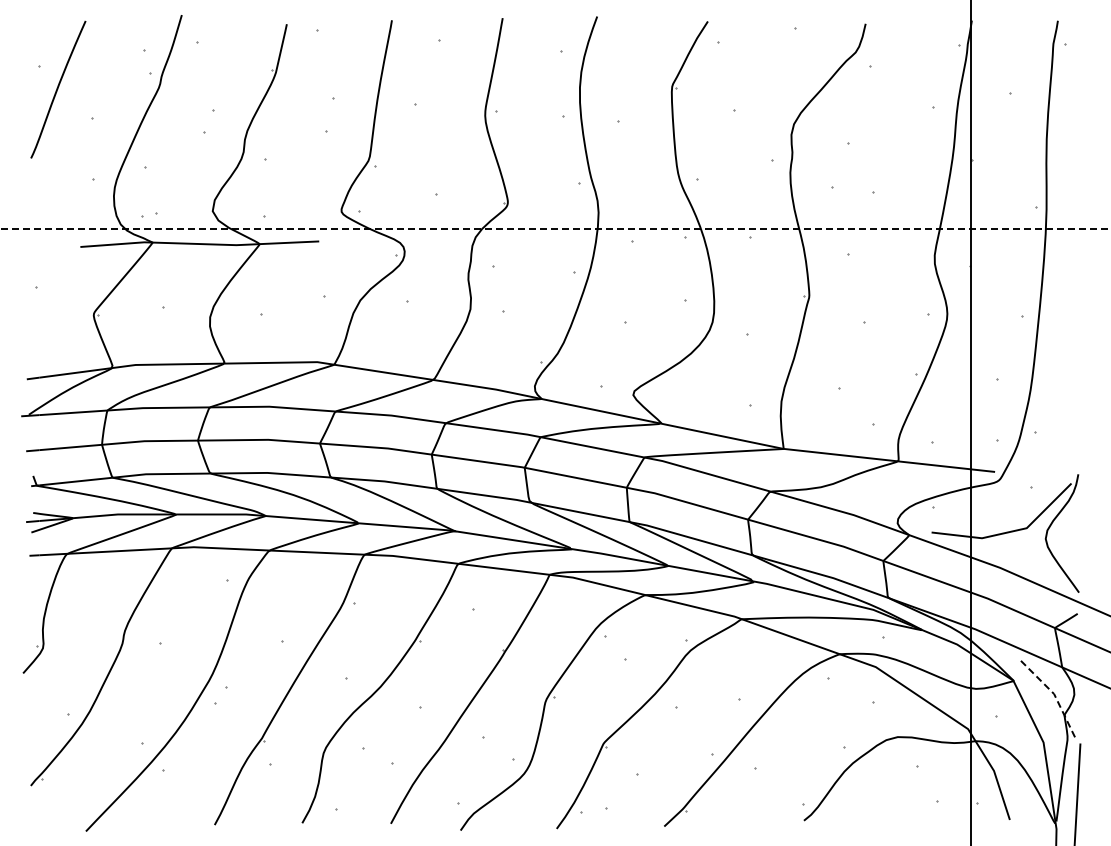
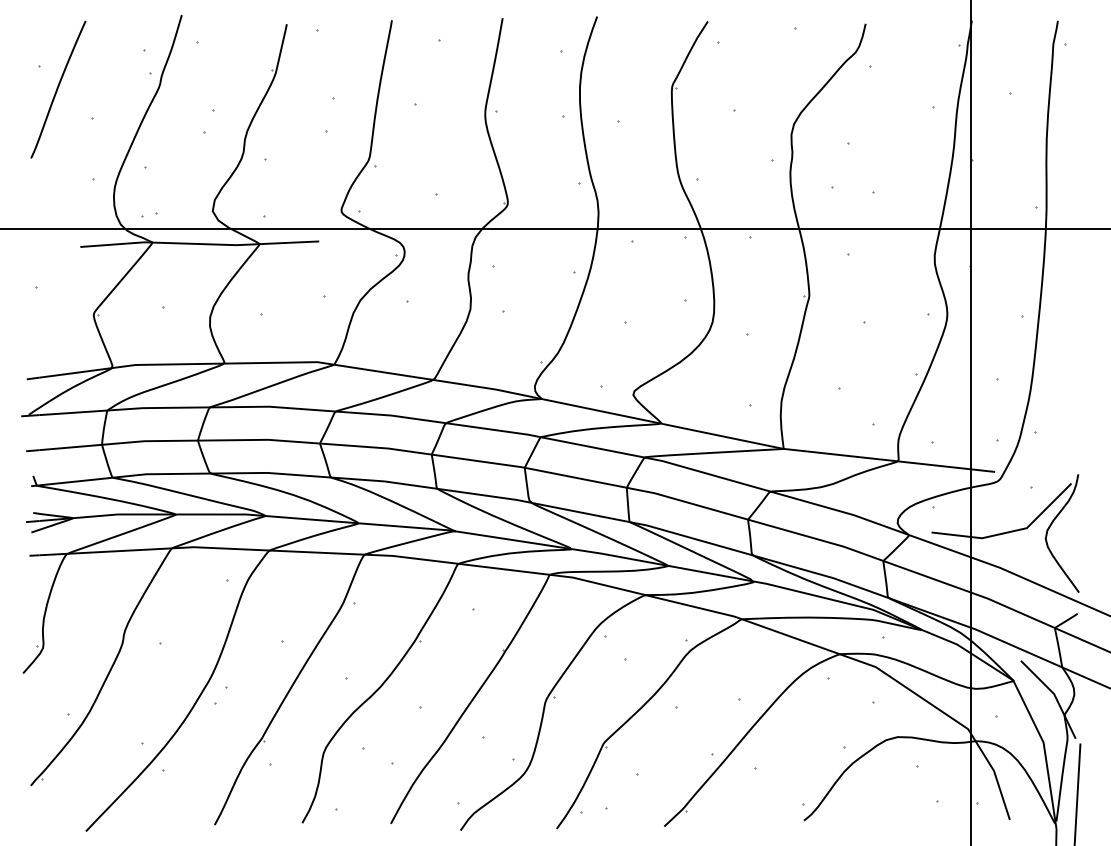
line: dashed -> solid (554, 228)
line: dashed -> solid (1054, 694)
